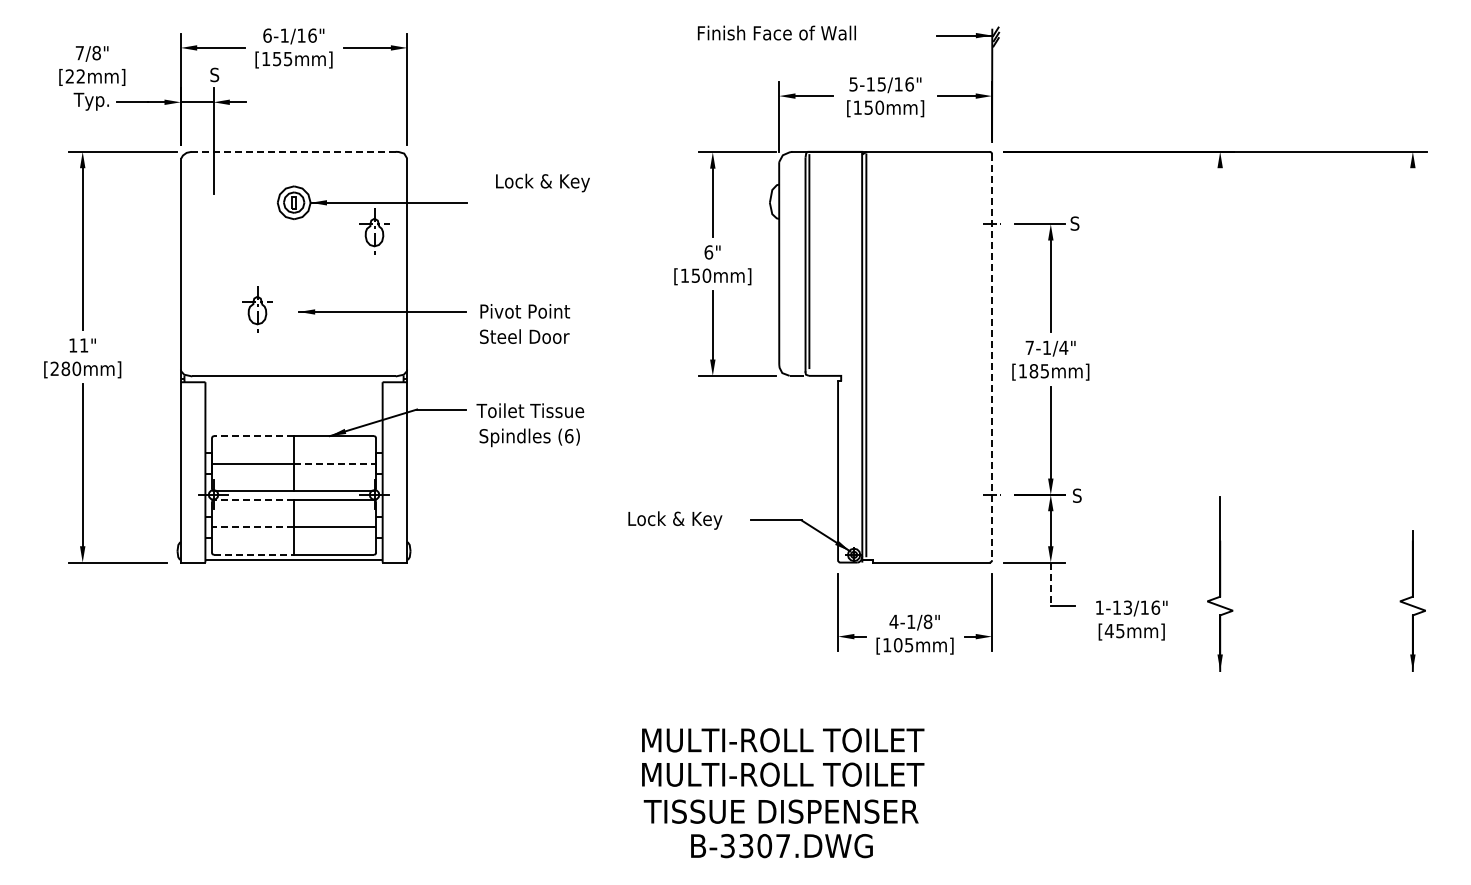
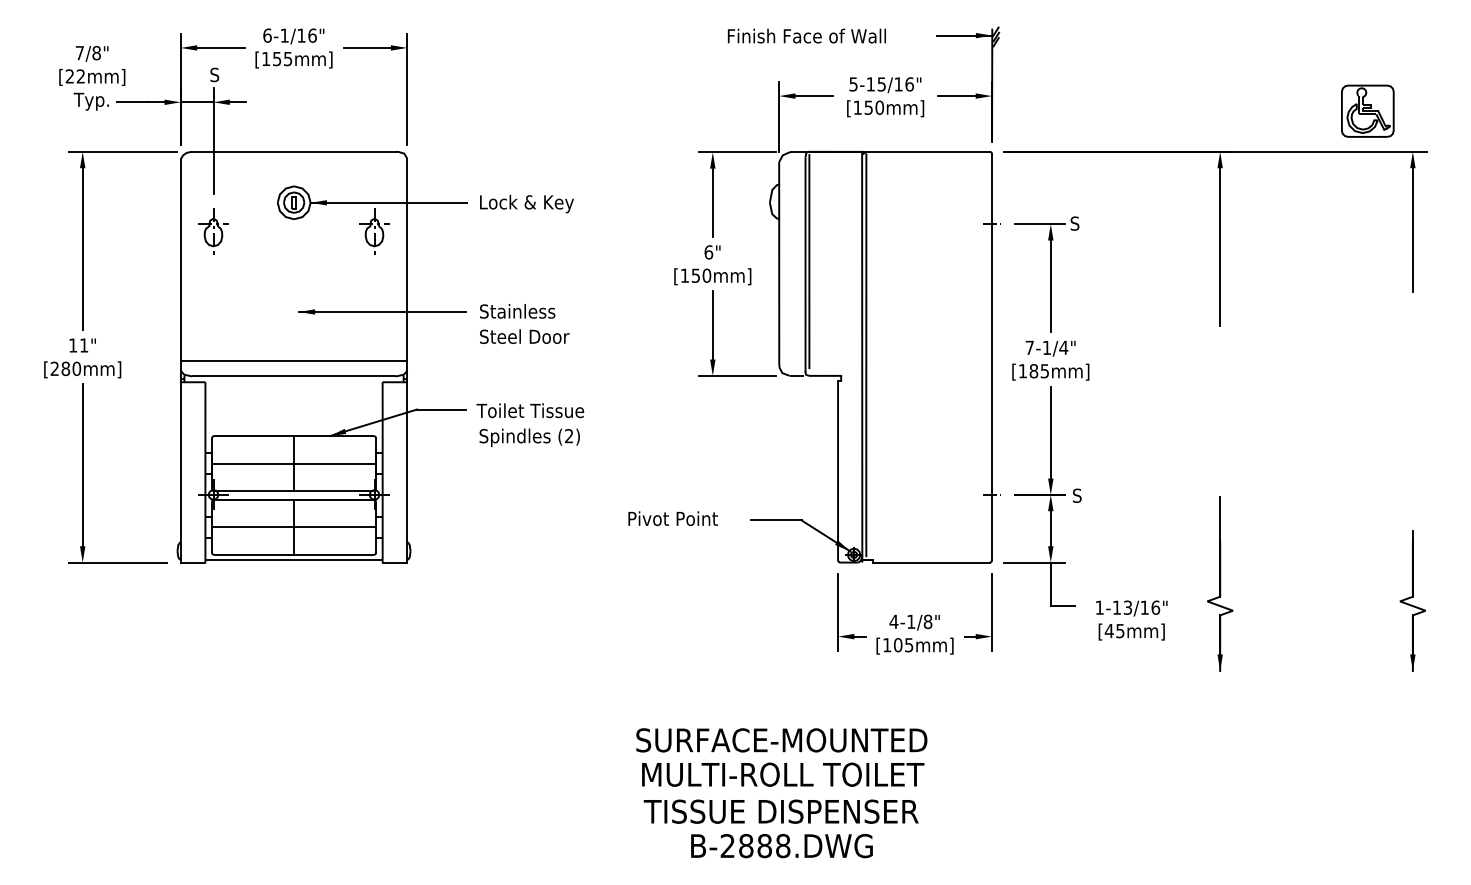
text position: (776, 32) -> (806, 35) (806, 35)
part: none -> present (1367, 110)
line: dashed -> solid (294, 151)
text position: (542, 182) -> (526, 203) (526, 203)
line: none -> present (1412, 230)
line: none -> present (1220, 246)
part position: (257, 309) -> (213, 231) (213, 231)
text: Pivot Point -> Stainless (525, 311)
line: dashed -> solid (992, 357)
line: none -> present (293, 360)
line: dashed -> solid (254, 436)
text: (6) -> (2) (569, 436)
line: dashed -> solid (335, 463)
line: dashed -> solid (254, 499)
text: Lock & Key -> Pivot Point (676, 520)
line: dashed -> solid (252, 527)
line: dashed -> solid (254, 554)
line: dashed -> solid (1050, 584)
text: MULTI-ROLL TOILET -> SURFACE-MOUNTED (781, 740)
text: B-3307.DWG -> B-2888.DWG (755, 846)
